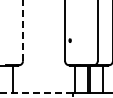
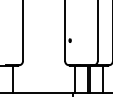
line: dashed -> solid (22, 30)
line: dashed -> solid (36, 92)
